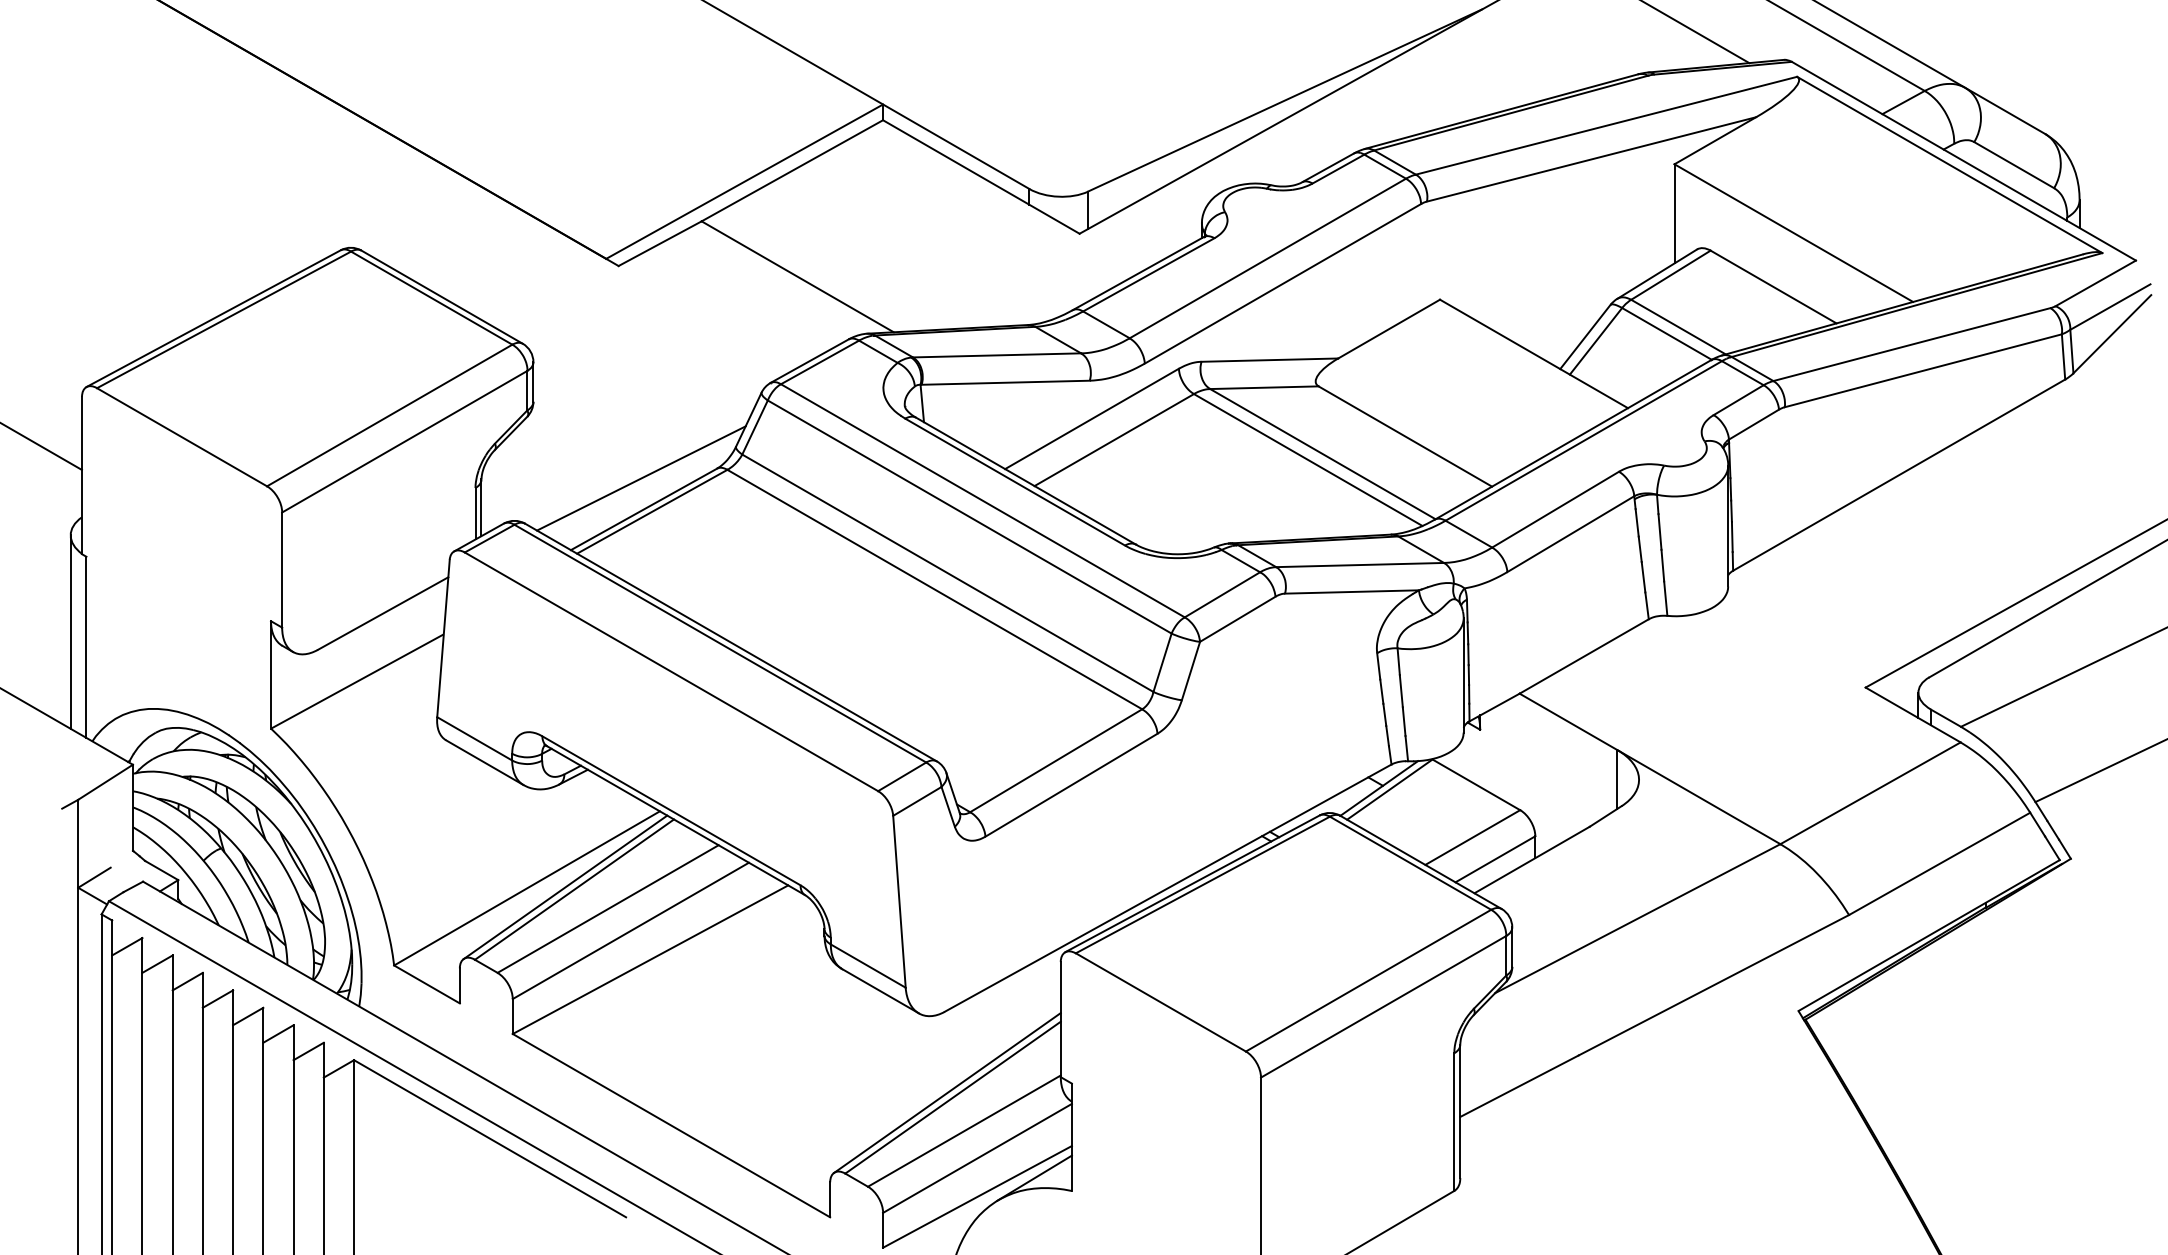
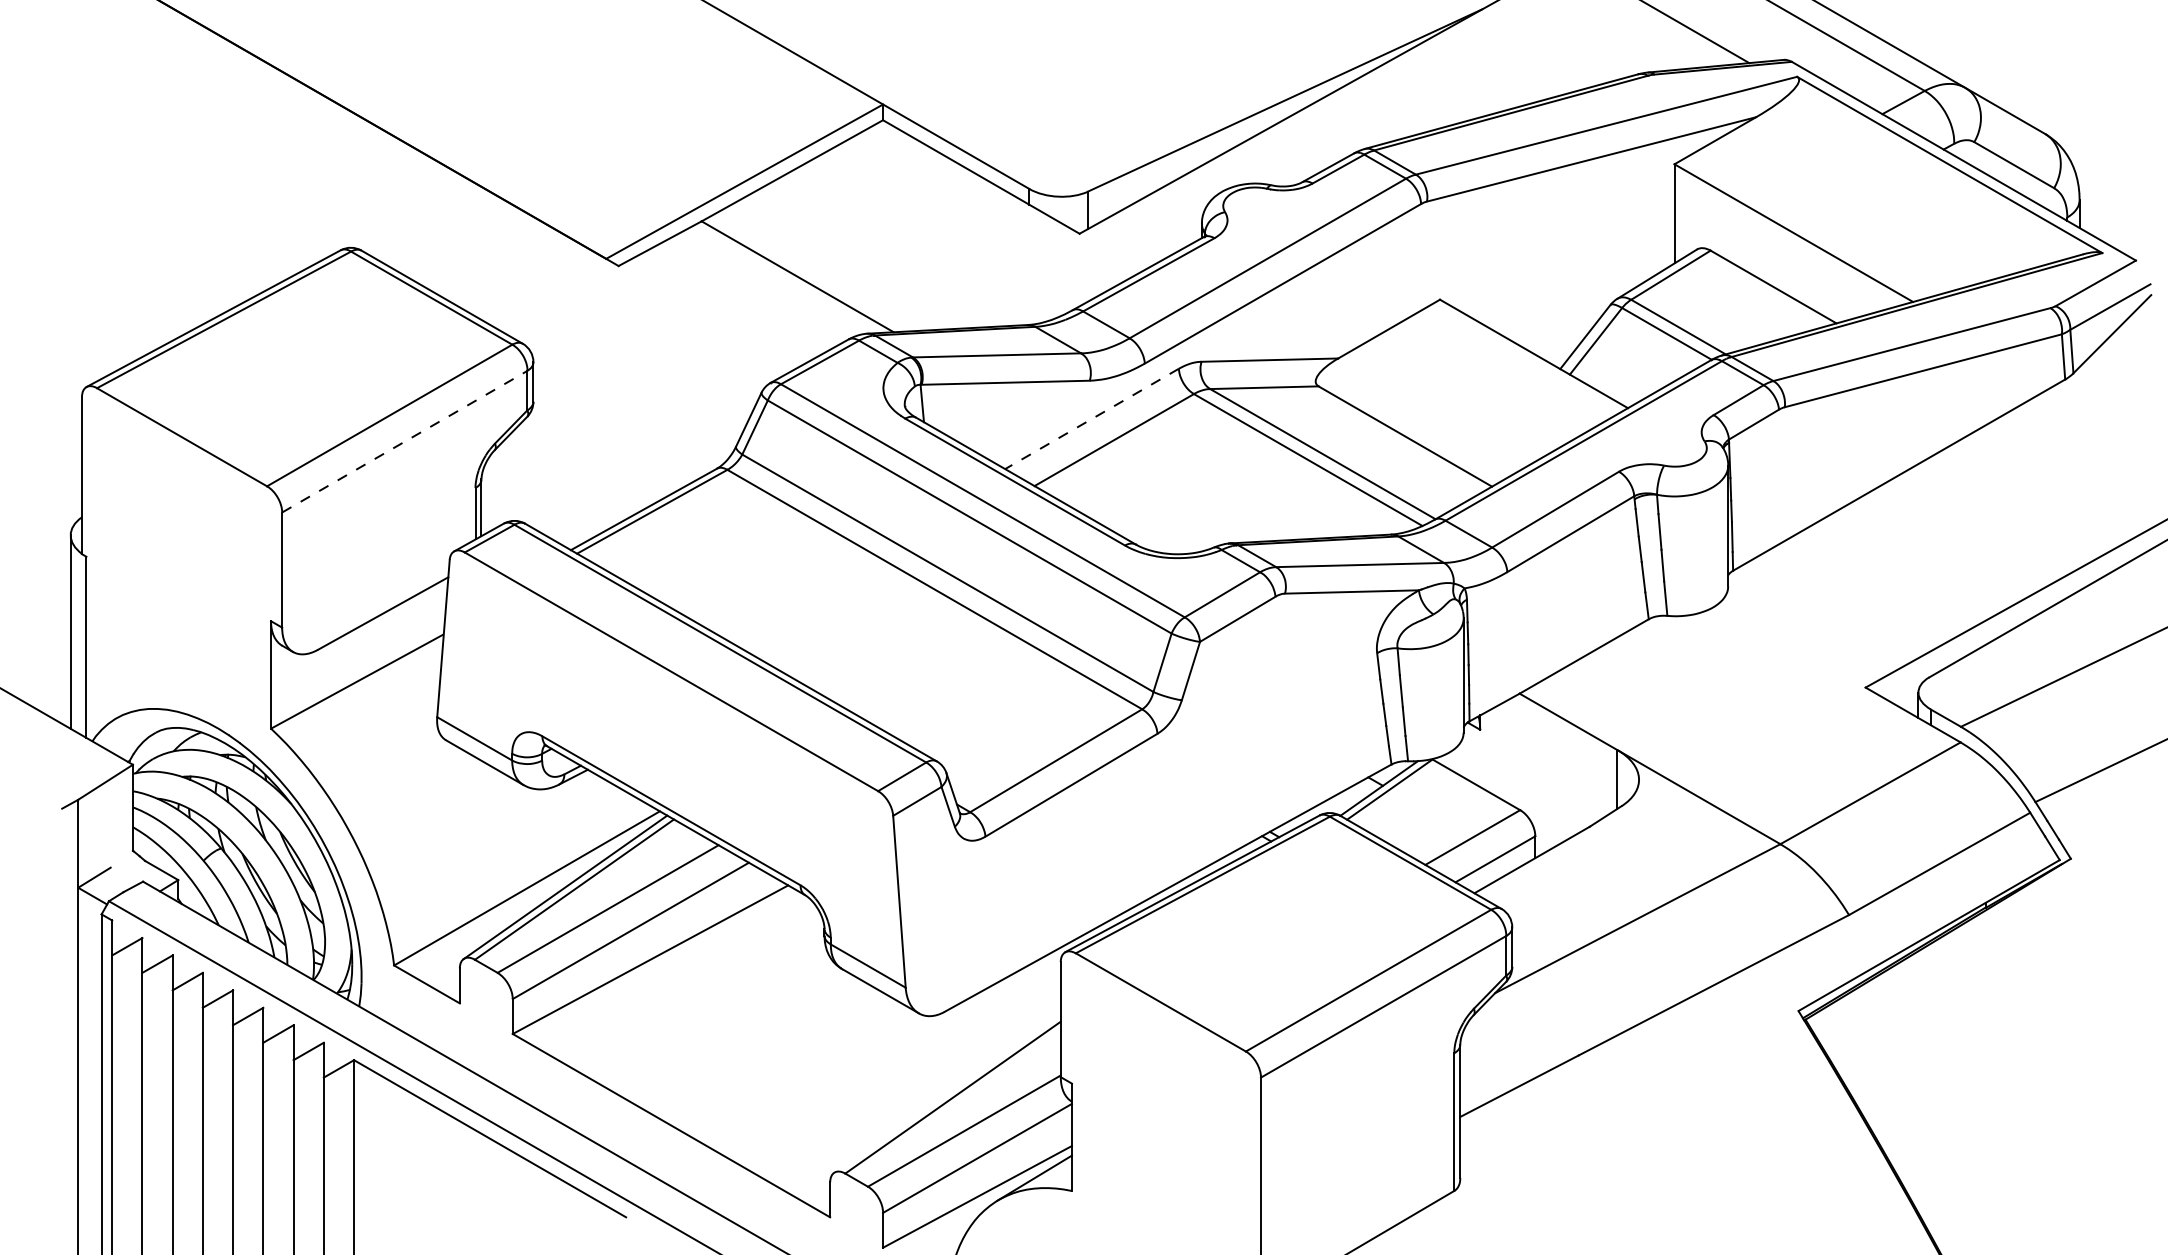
line: solid -> dashed (1091, 419)
line: solid -> dashed (404, 441)
line: present -> none (41, 446)
line: present -> none (641, 478)
line: present -> none (947, 1092)
